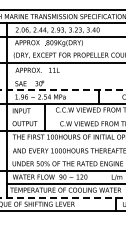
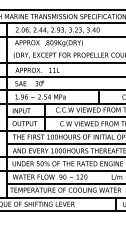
line: none -> present (62, 76)
line: dashed -> solid (63, 90)
line: none -> present (64, 117)
line: none -> present (64, 143)
line: none -> present (62, 157)
line: dashed -> solid (63, 197)
